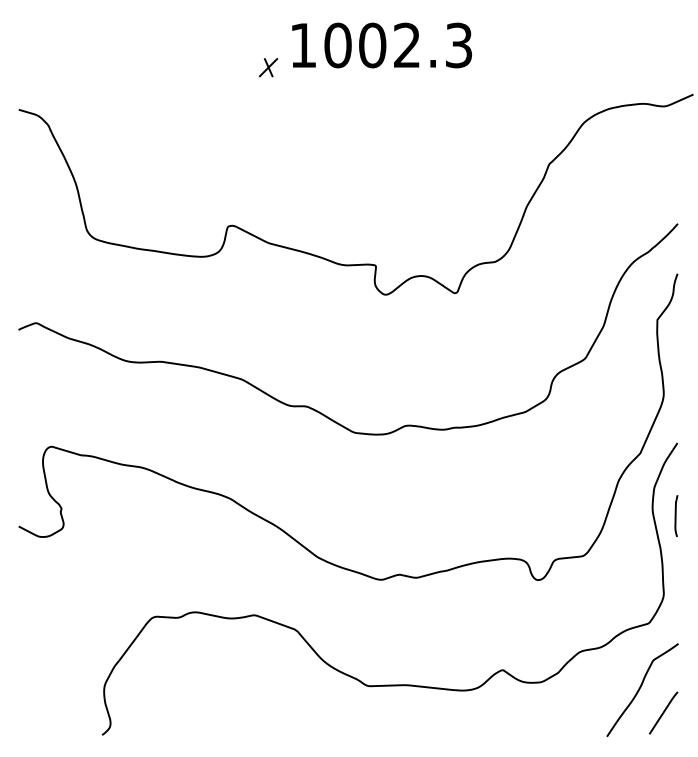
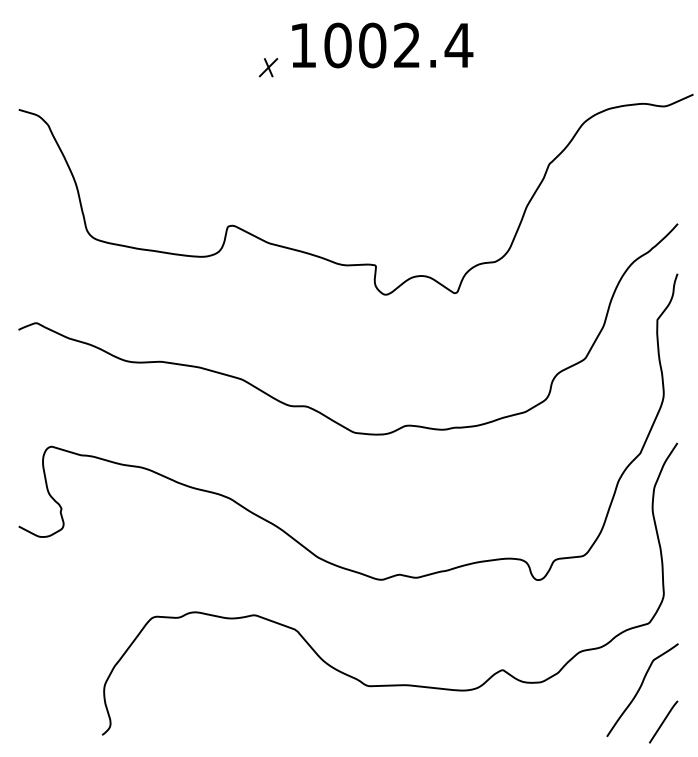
text: 1002.3 -> 1002.4 (458, 45)
curve: present -> none (676, 515)
line position: (663, 712) -> (663, 721) (663, 721)
